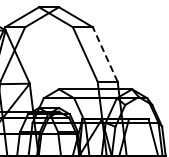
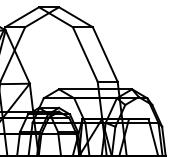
line: dashed -> solid (105, 54)
